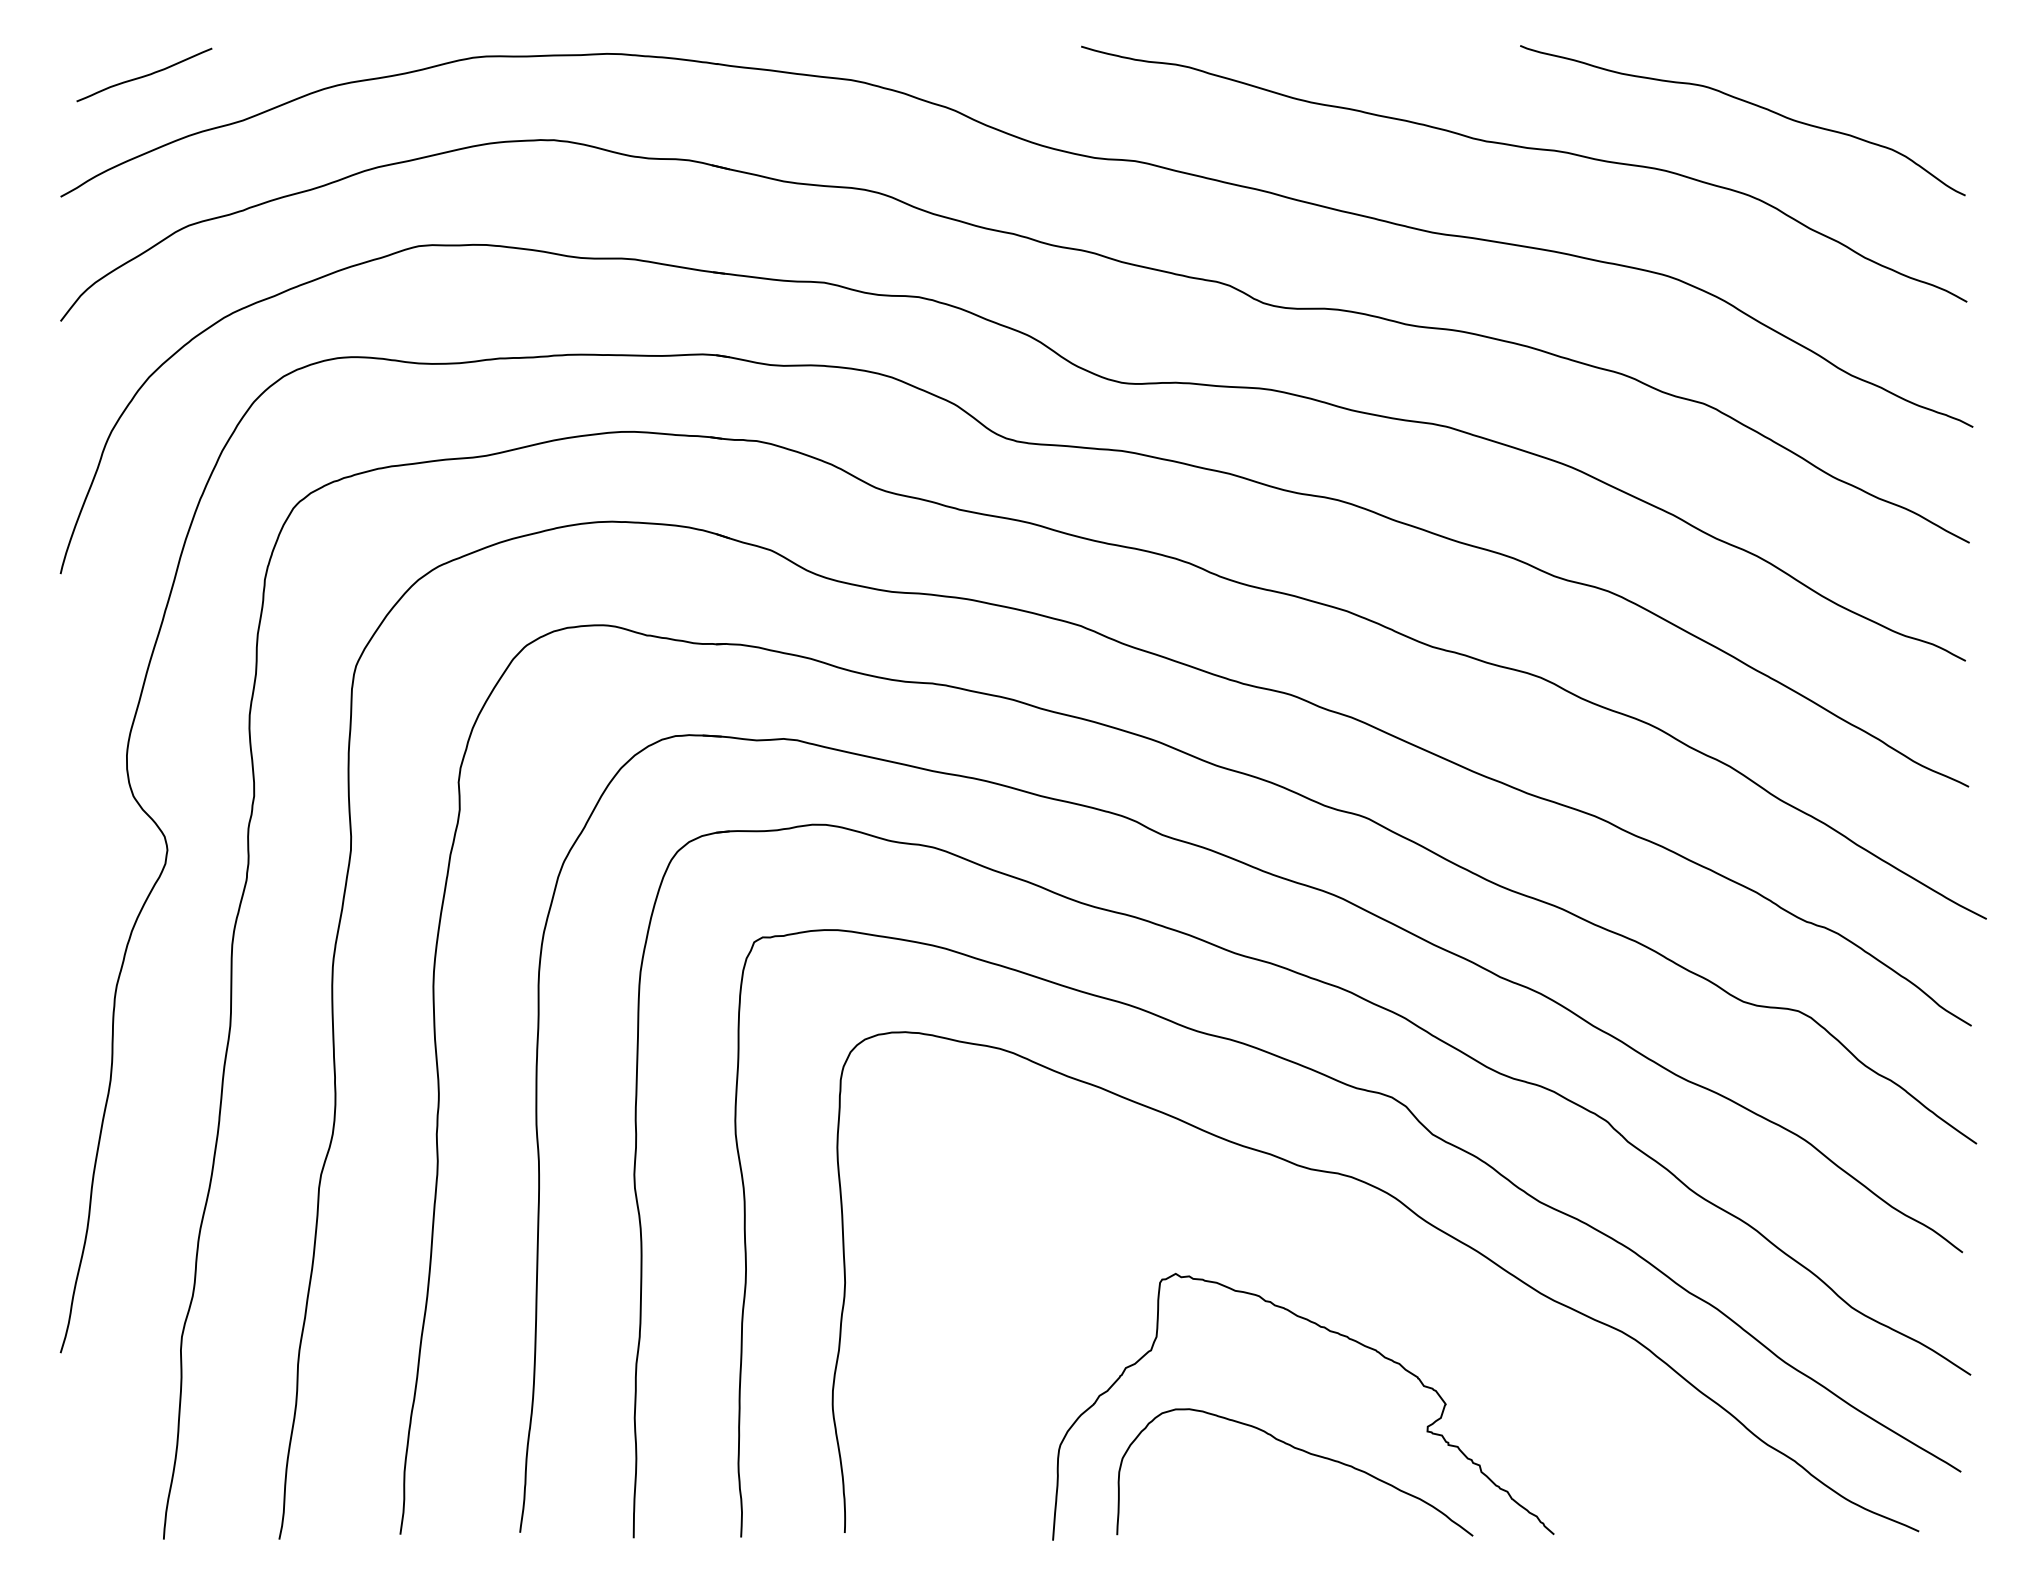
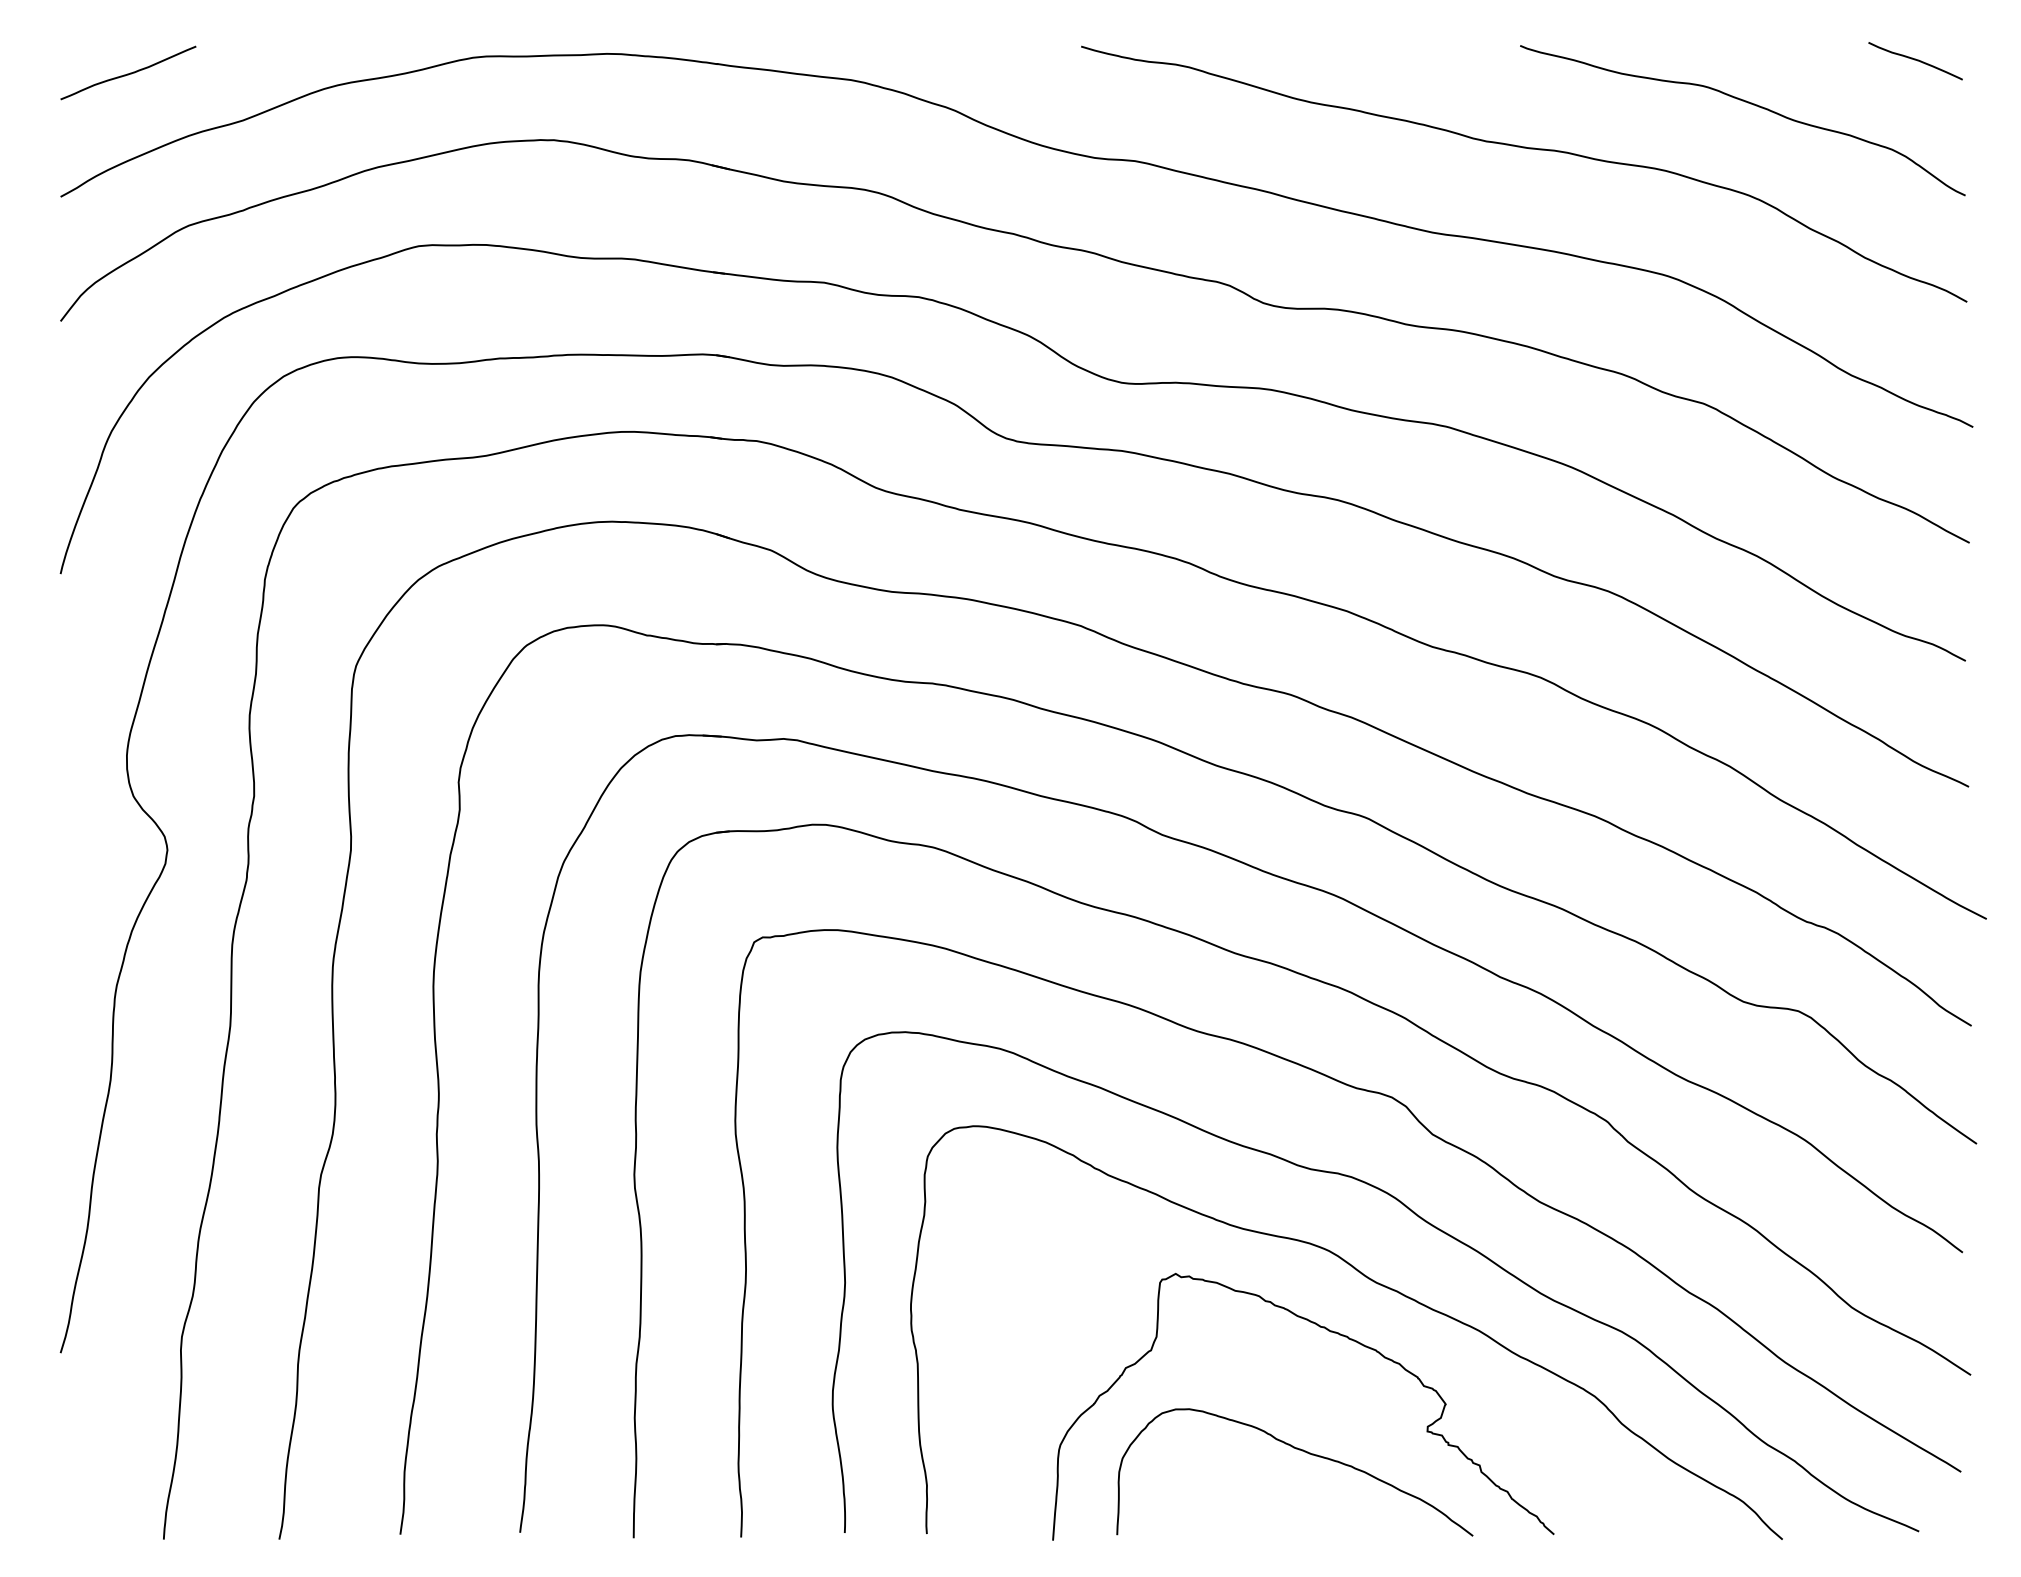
curve: none -> present (1915, 60)
curve position: (144, 75) -> (128, 73) (128, 73)
curve: none -> present (1373, 1282)
